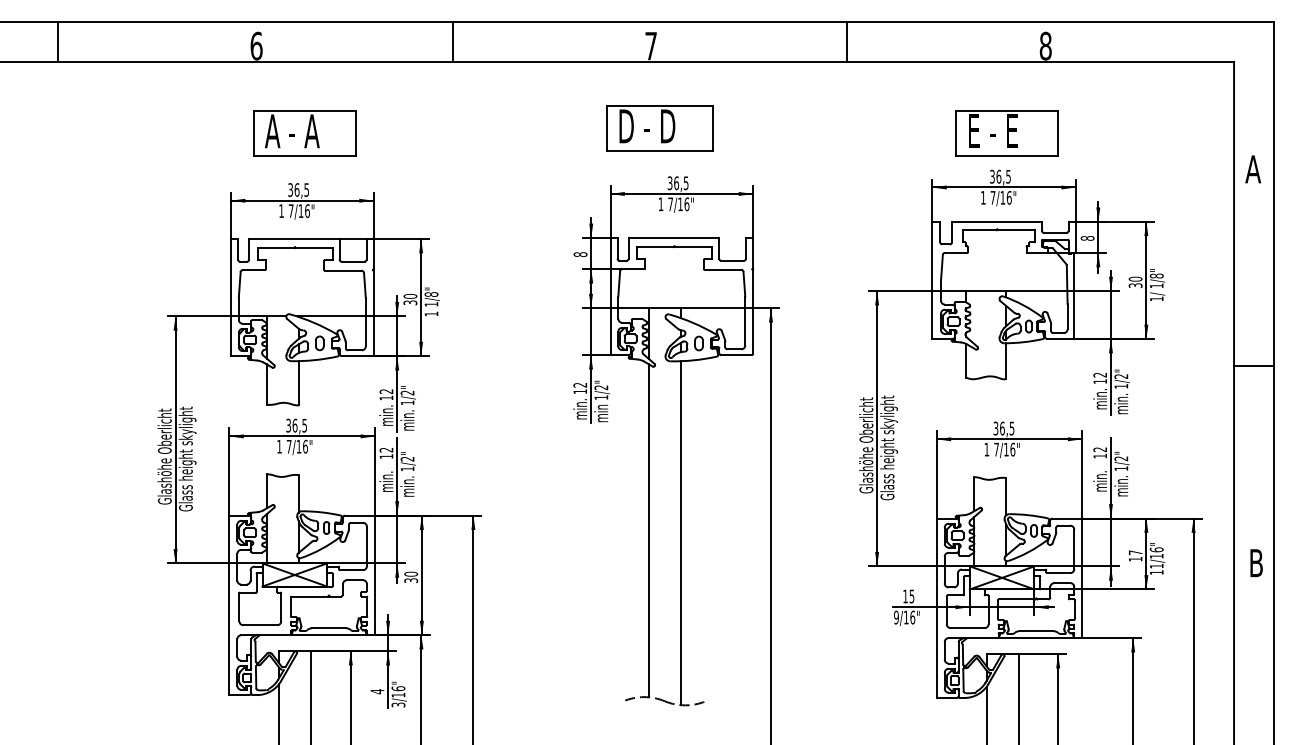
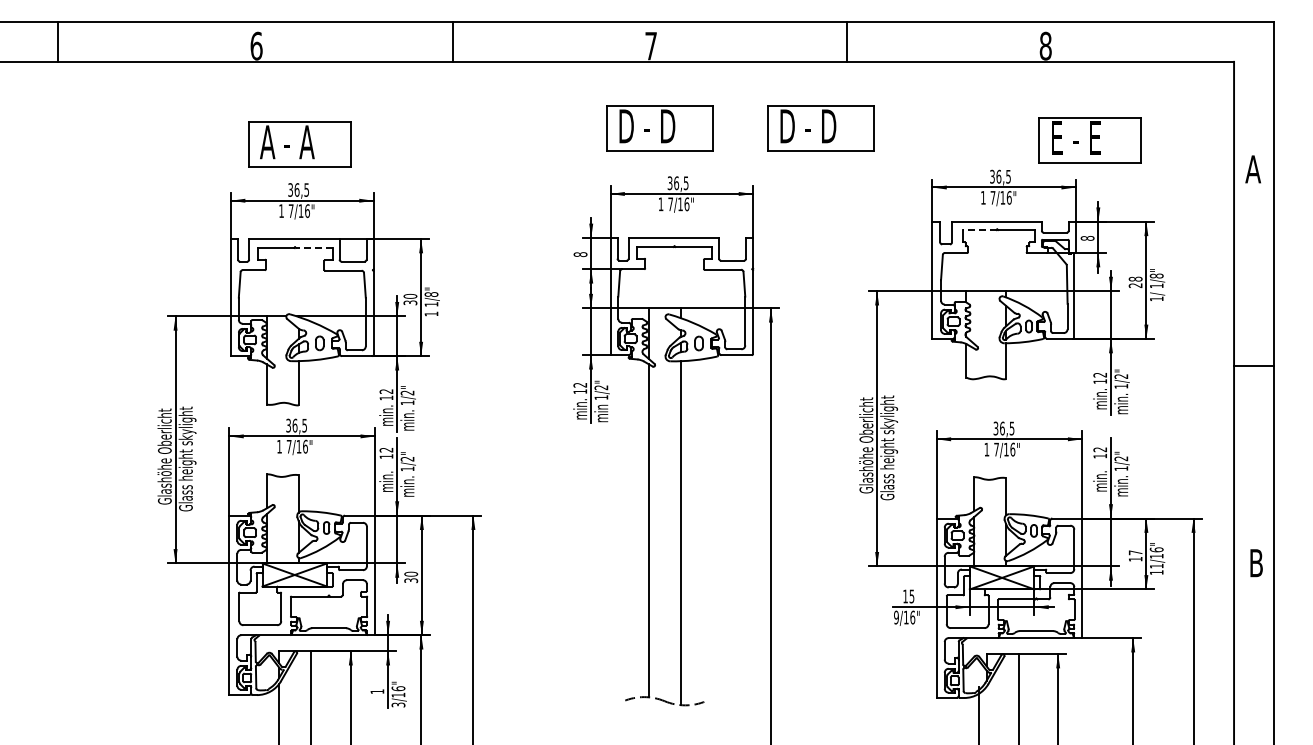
part: none -> present (820, 128)
part position: (304, 133) -> (299, 144) (299, 144)
part position: (1006, 133) -> (1089, 140) (1089, 140)
line: solid -> dashed (979, 230)
line: solid -> dashed (313, 247)
text: 30 -> 28 (1135, 281)
text: 4 -> 1 (377, 691)
line position: (986, 713) -> (978, 713) (978, 713)
